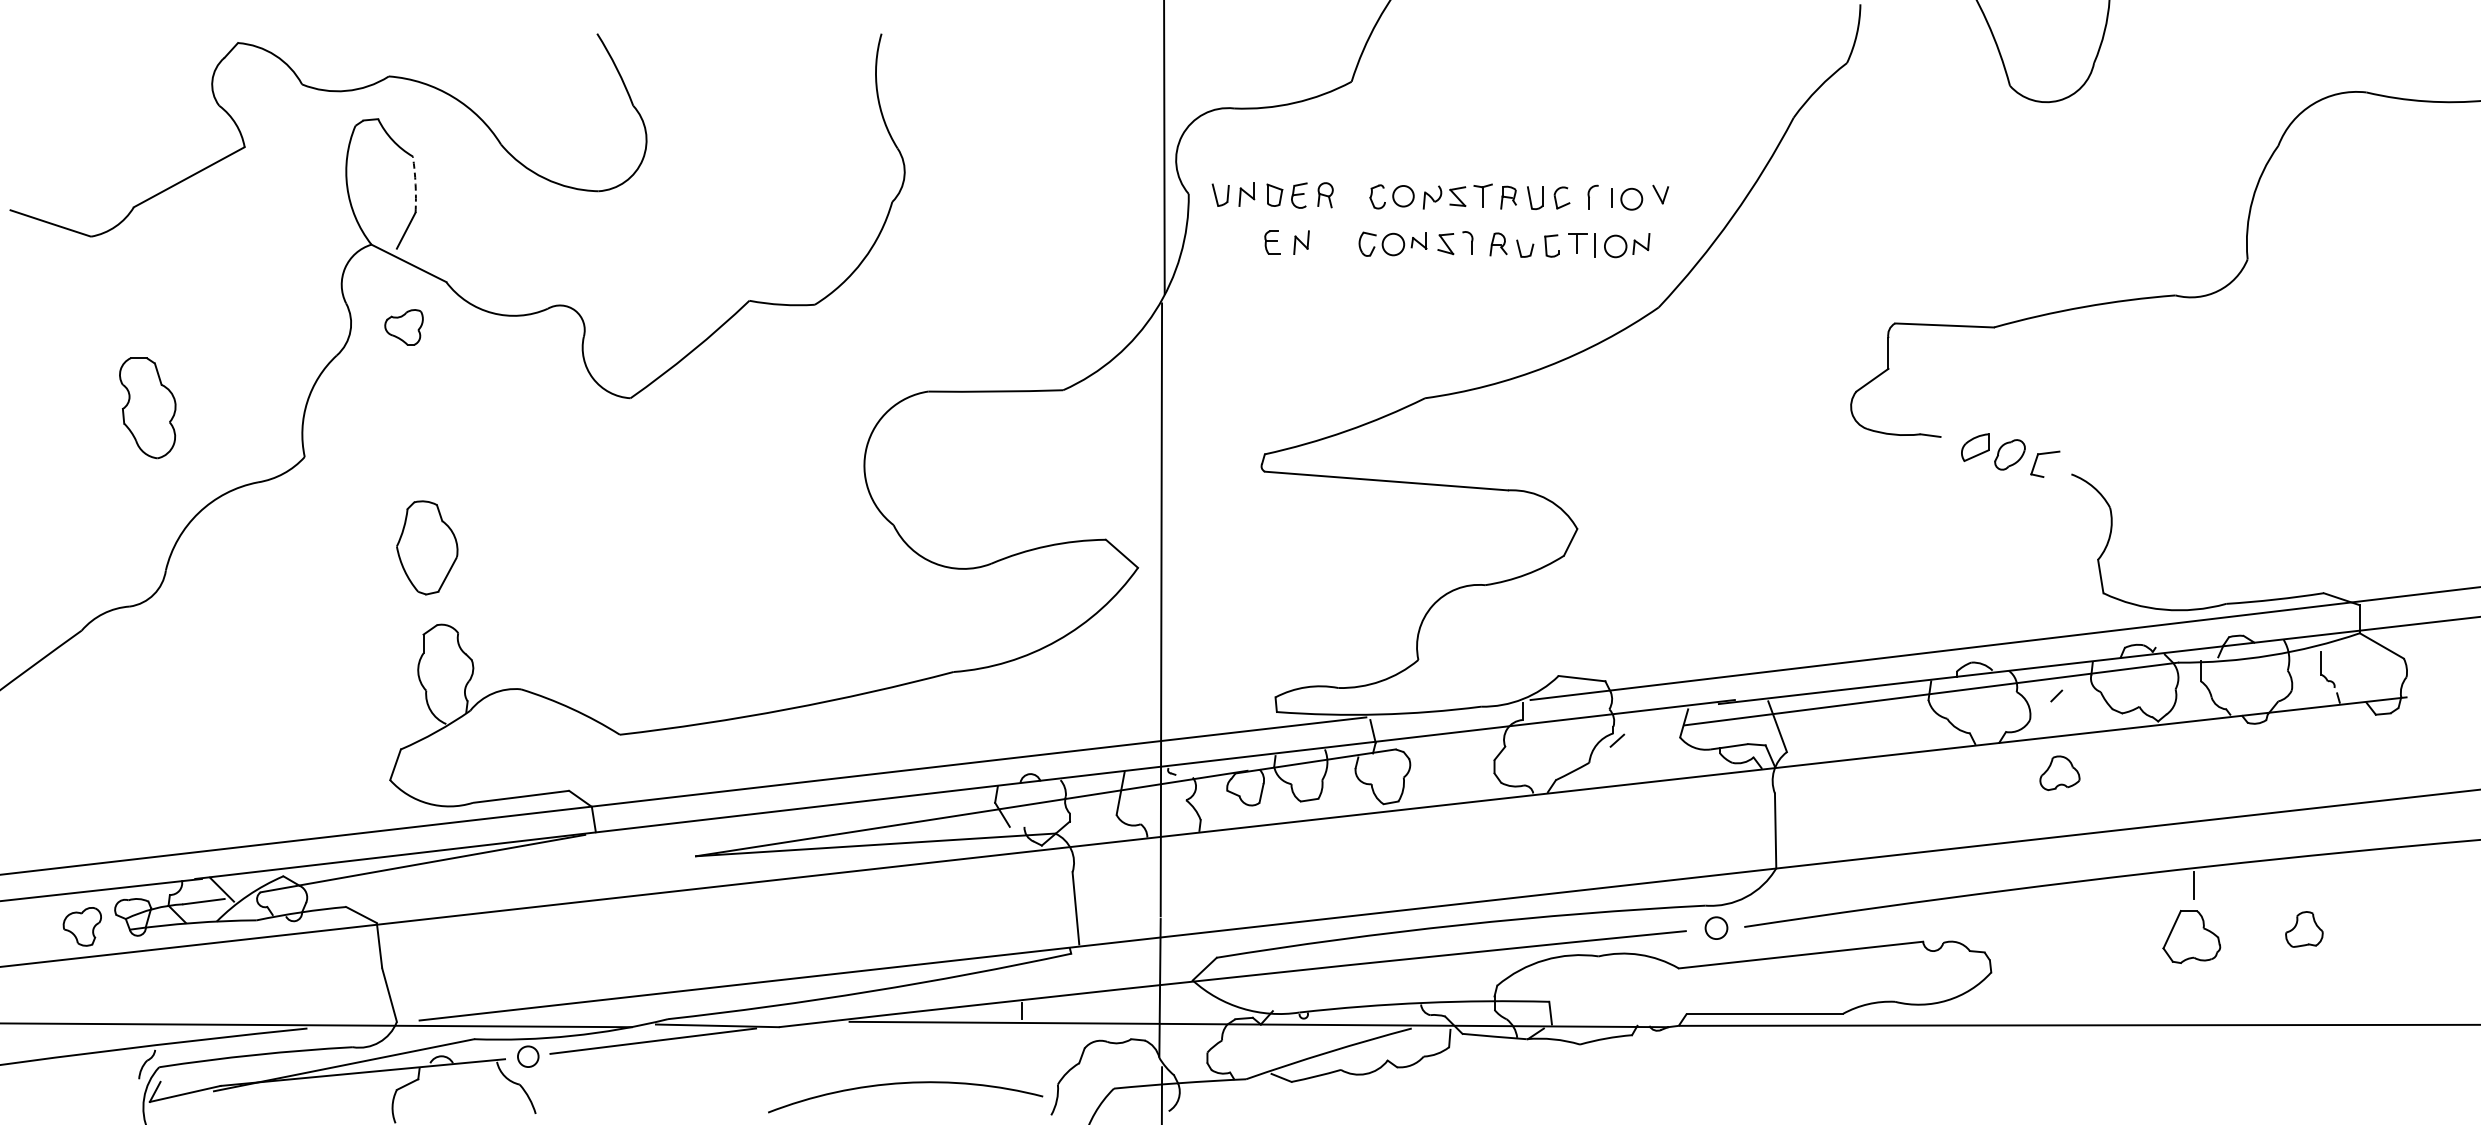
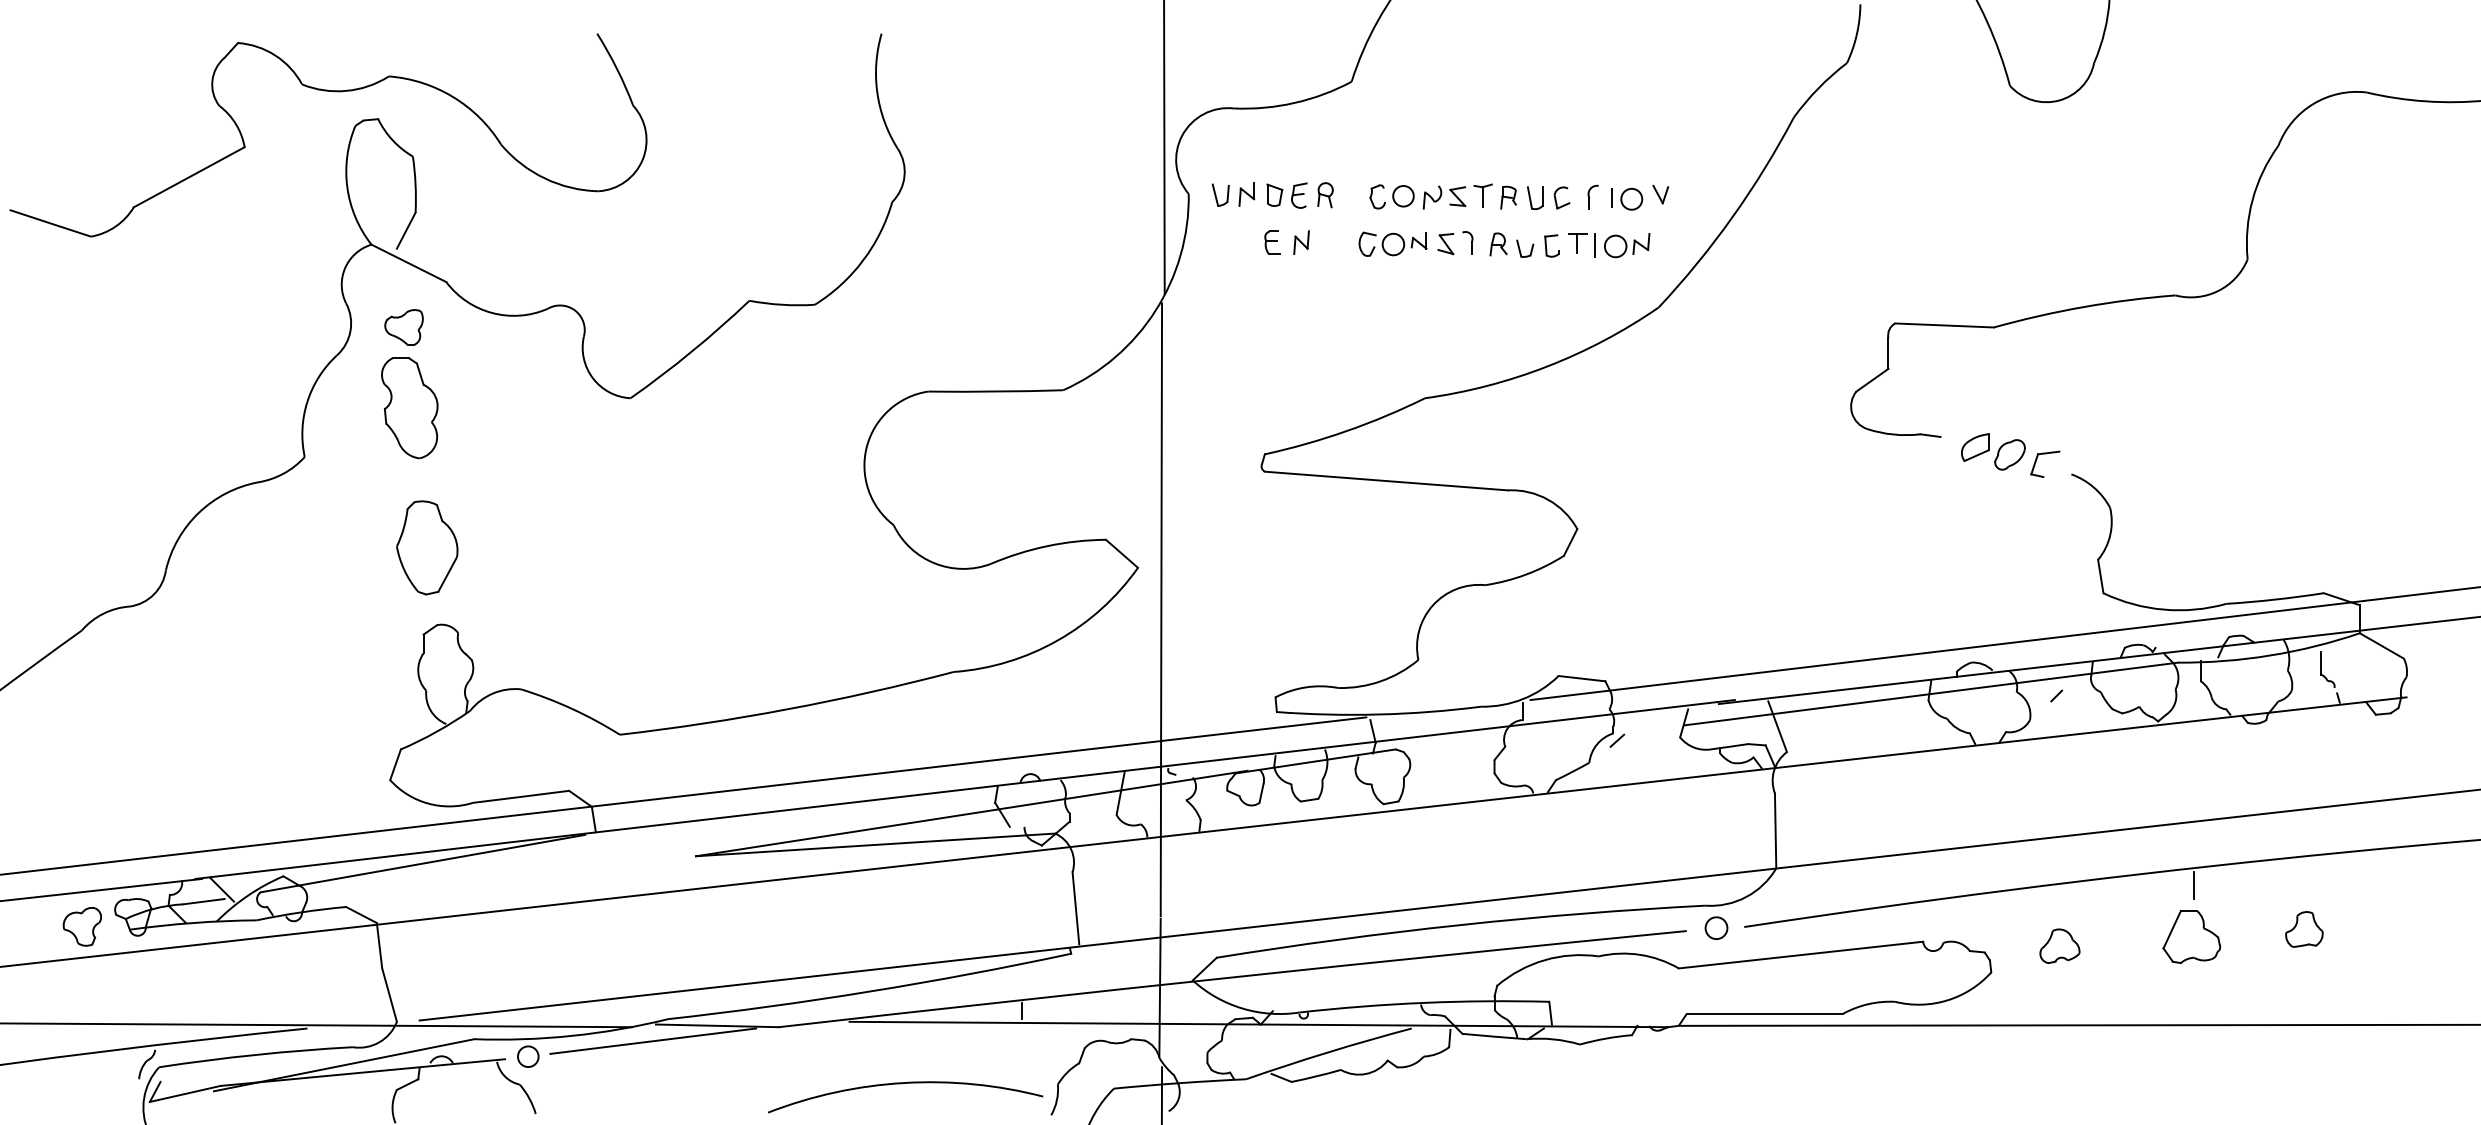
arc: dashed -> solid (415, 184)
part position: (147, 408) -> (409, 408) (409, 408)
part position: (2059, 773) -> (2059, 946) (2059, 946)
